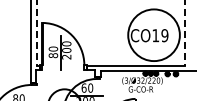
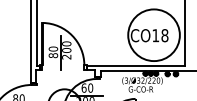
line: dashed -> solid (37, 33)
line: dashed -> solid (184, 33)
text: CO19 -> CO18 (164, 35)
